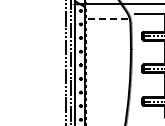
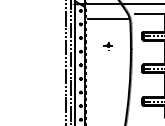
line: dashed -> solid (107, 19)
part: none -> present (107, 46)
